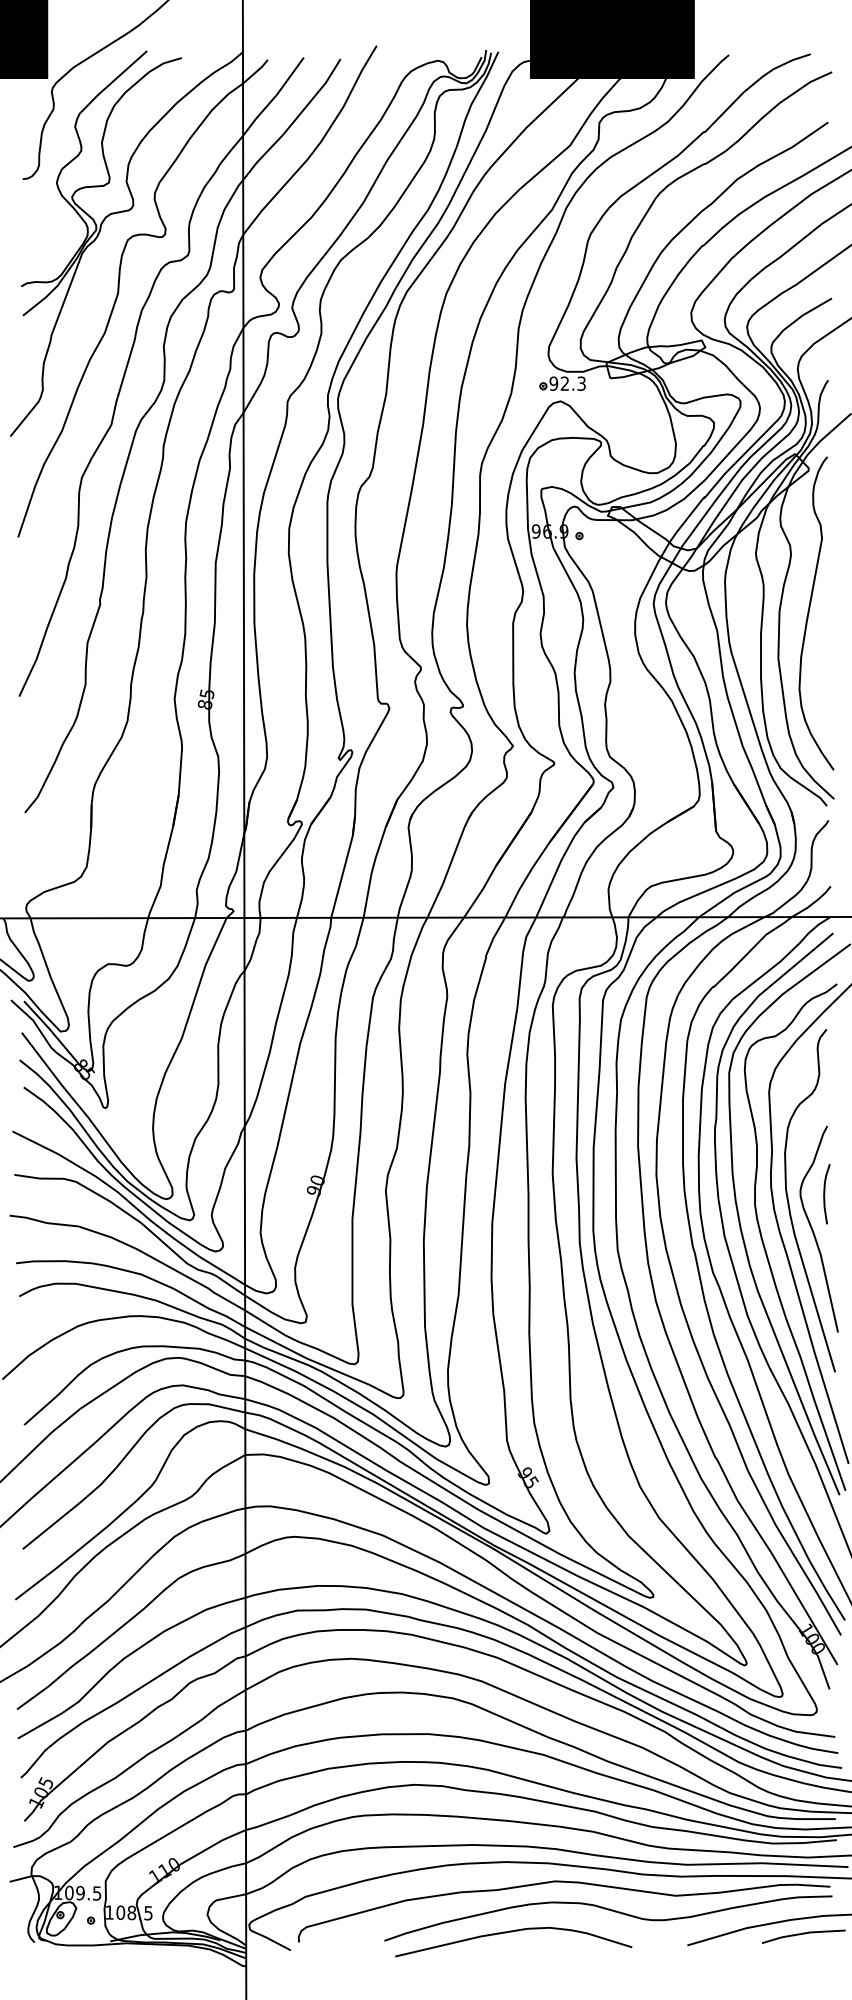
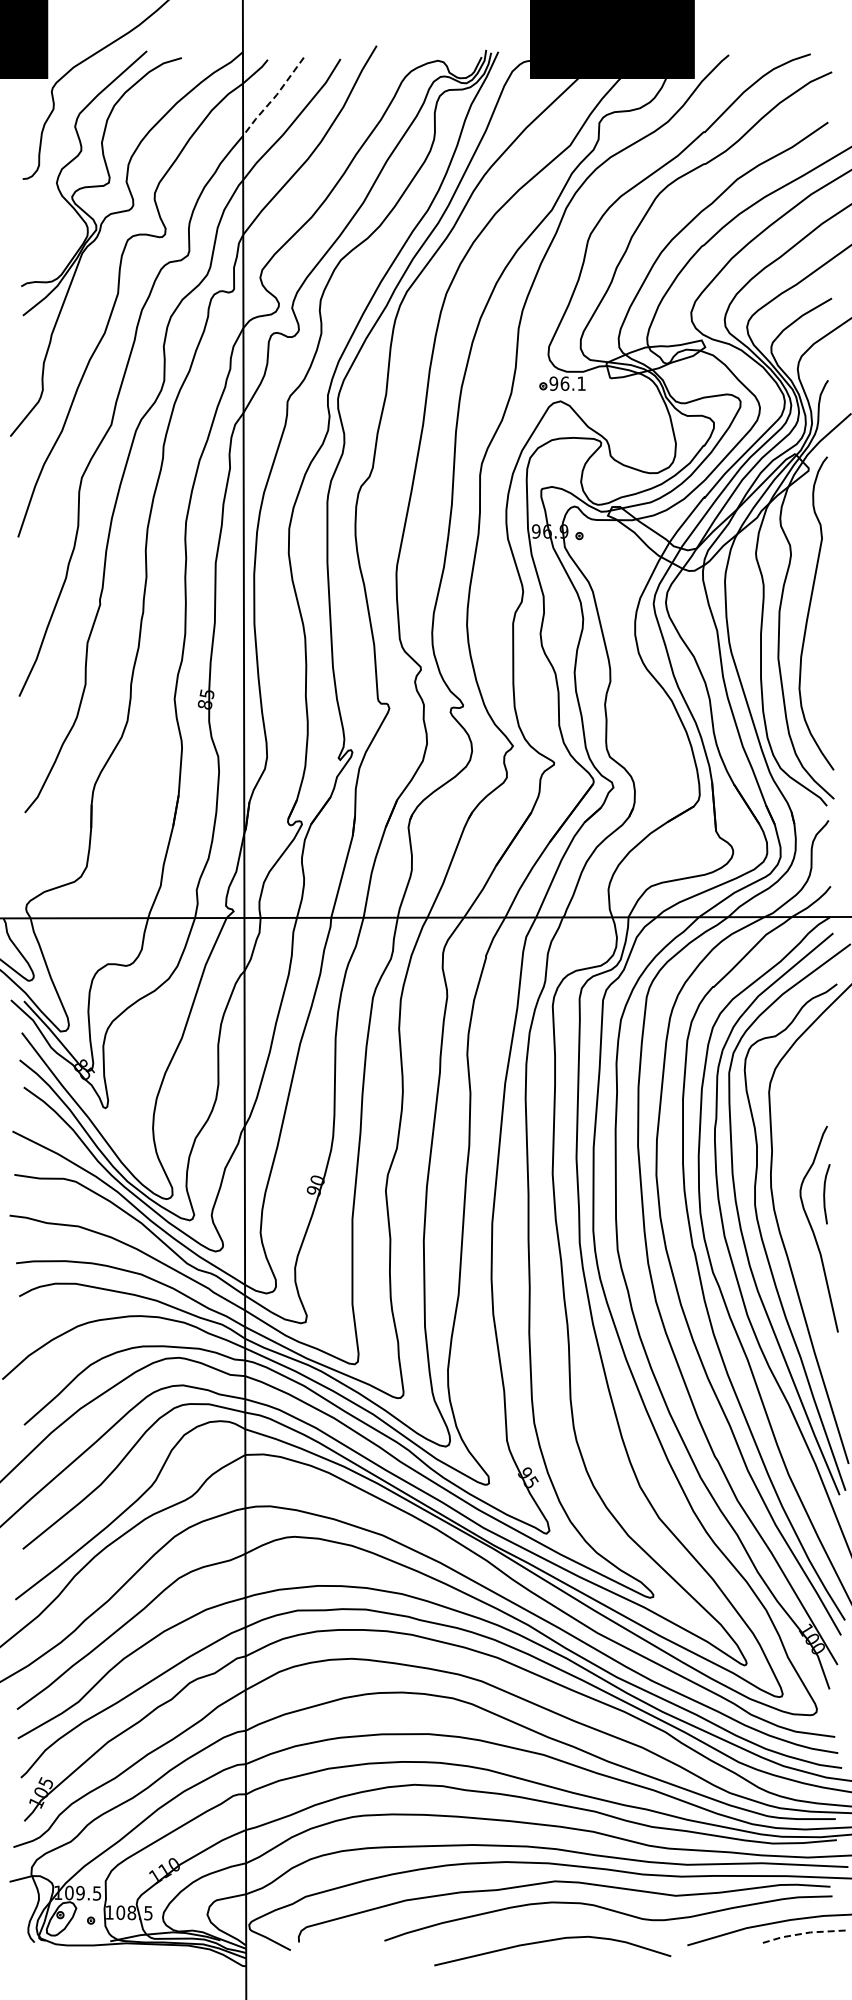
line: solid -> dashed (274, 98)
text: 92.3 -> 96.1 (572, 383)
curve: present -> none (789, 1202)
curve position: (512, 1932) -> (551, 1941) (551, 1941)
line: solid -> dashed (803, 1933)
